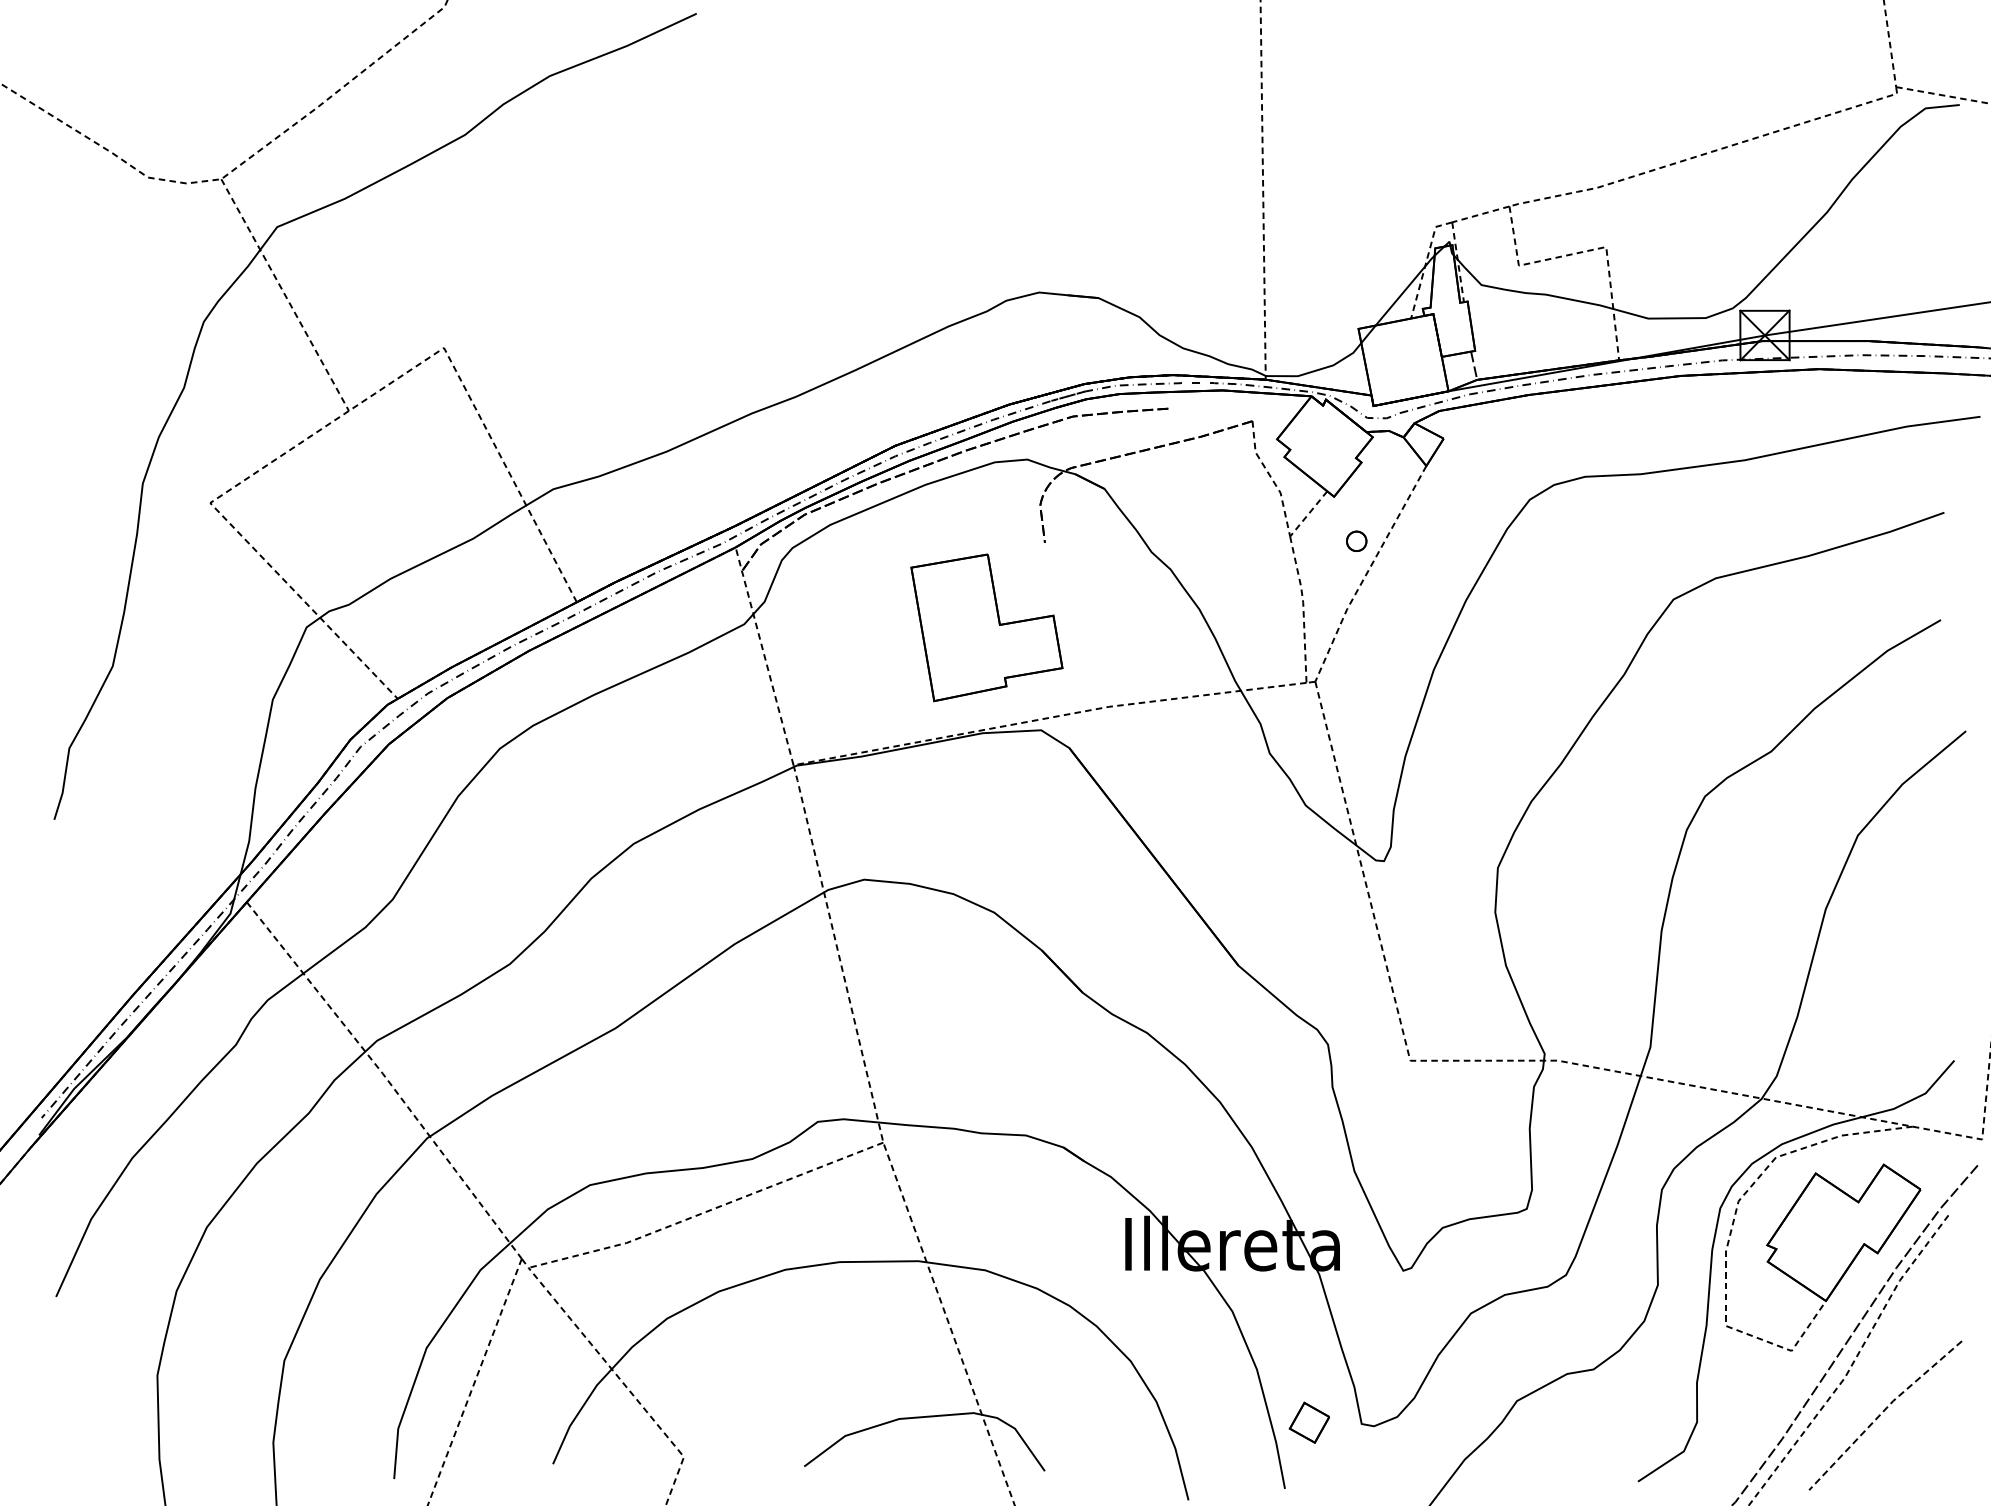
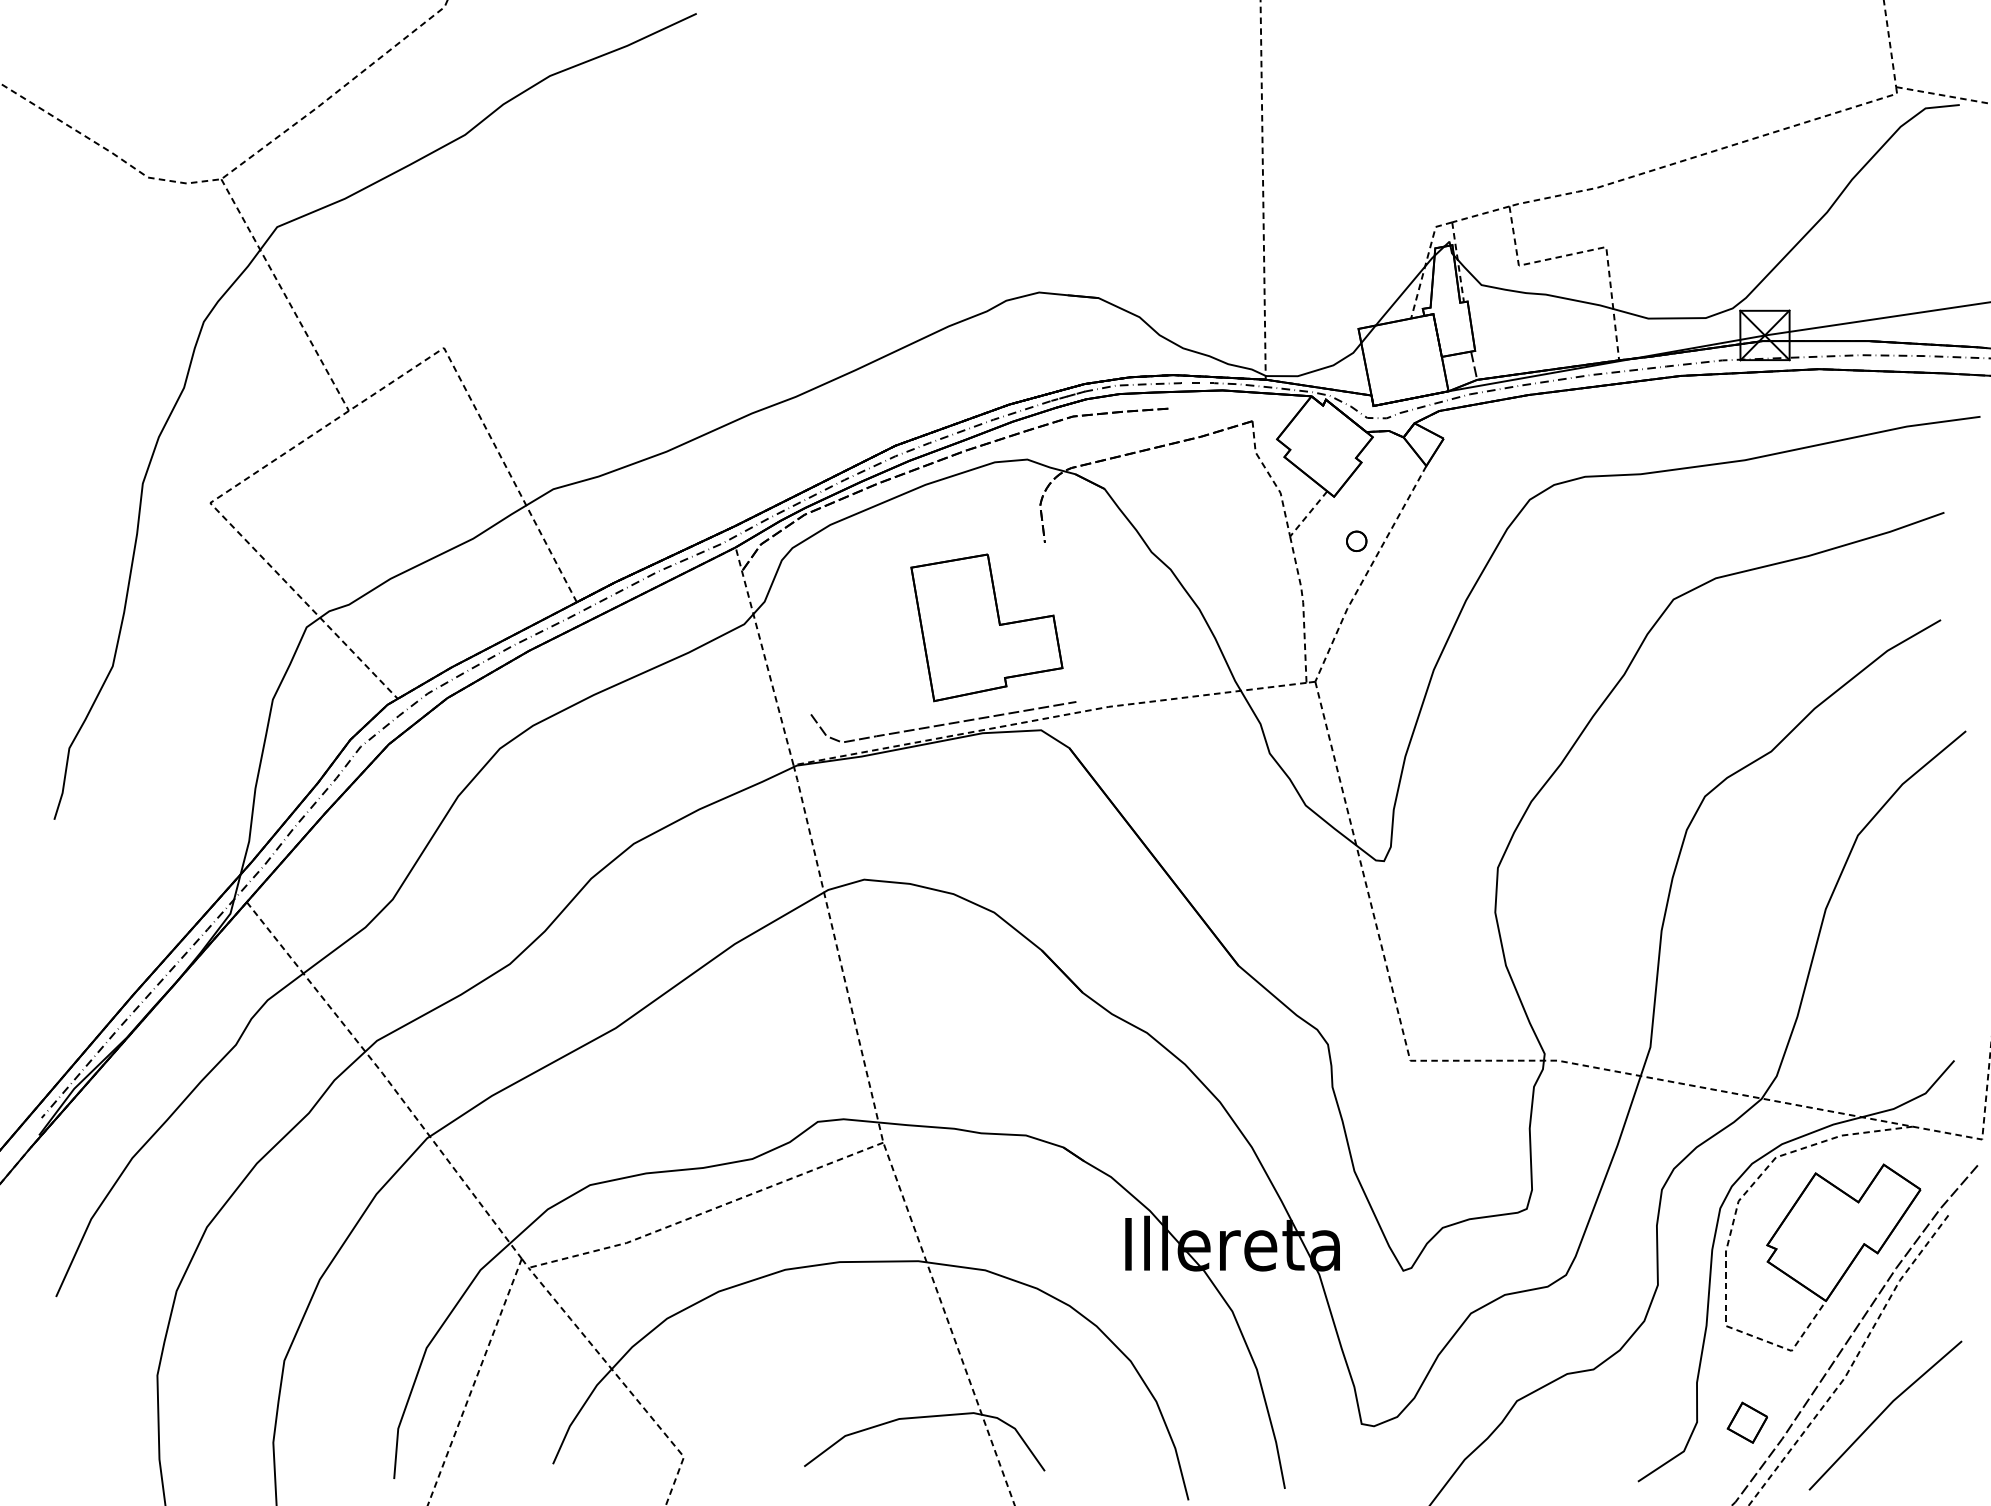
line: none -> present (943, 723)
line: dashed -> solid (1883, 1411)
part position: (1308, 1422) -> (1746, 1422) (1746, 1422)
